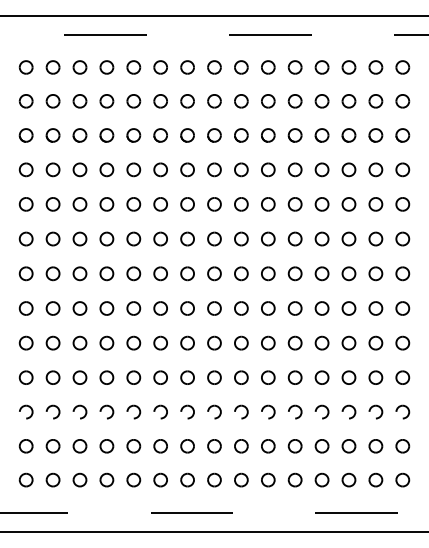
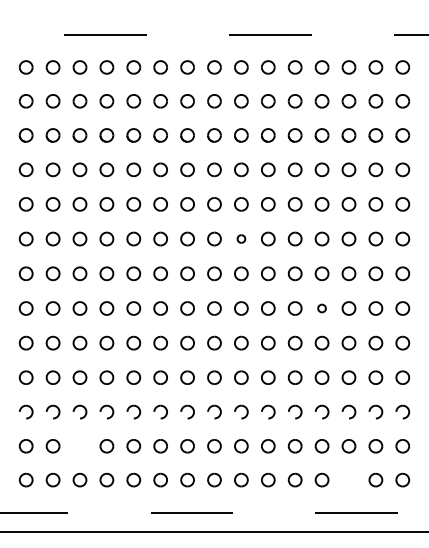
line: present -> none (213, 16)
part size: 15x16 px -> 11x10 px (241, 238)
part size: 16x15 px -> 10x11 px (321, 308)
part: present -> none (79, 446)
part: present -> none (348, 479)
